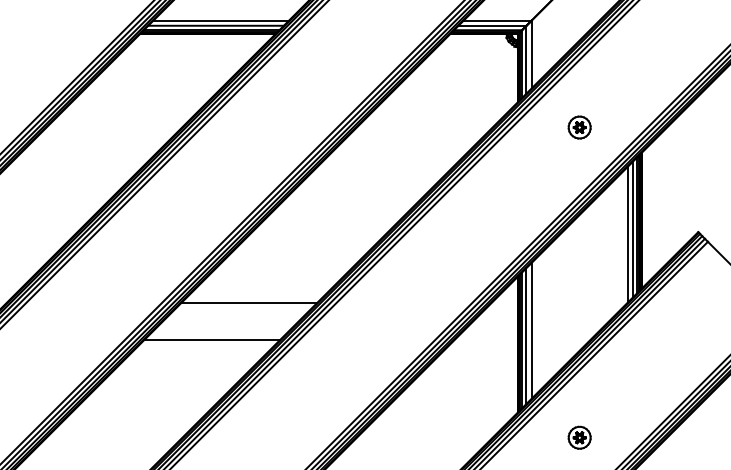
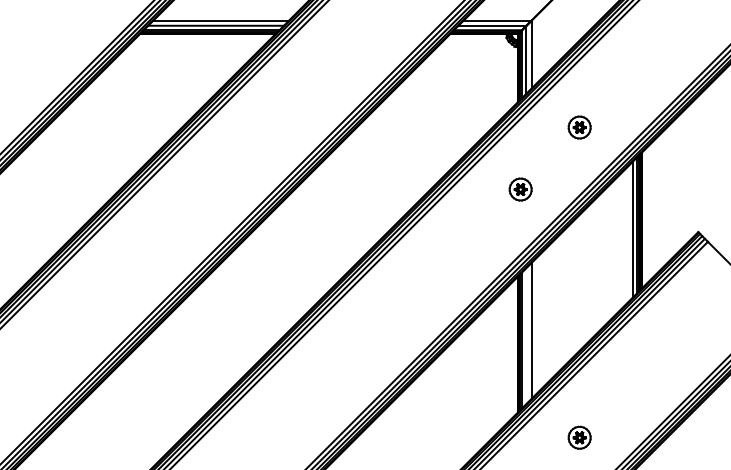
part: none -> present (520, 189)
line: present -> none (627, 234)
line: present -> none (248, 303)
line: present -> none (526, 335)
line: present -> none (211, 340)
